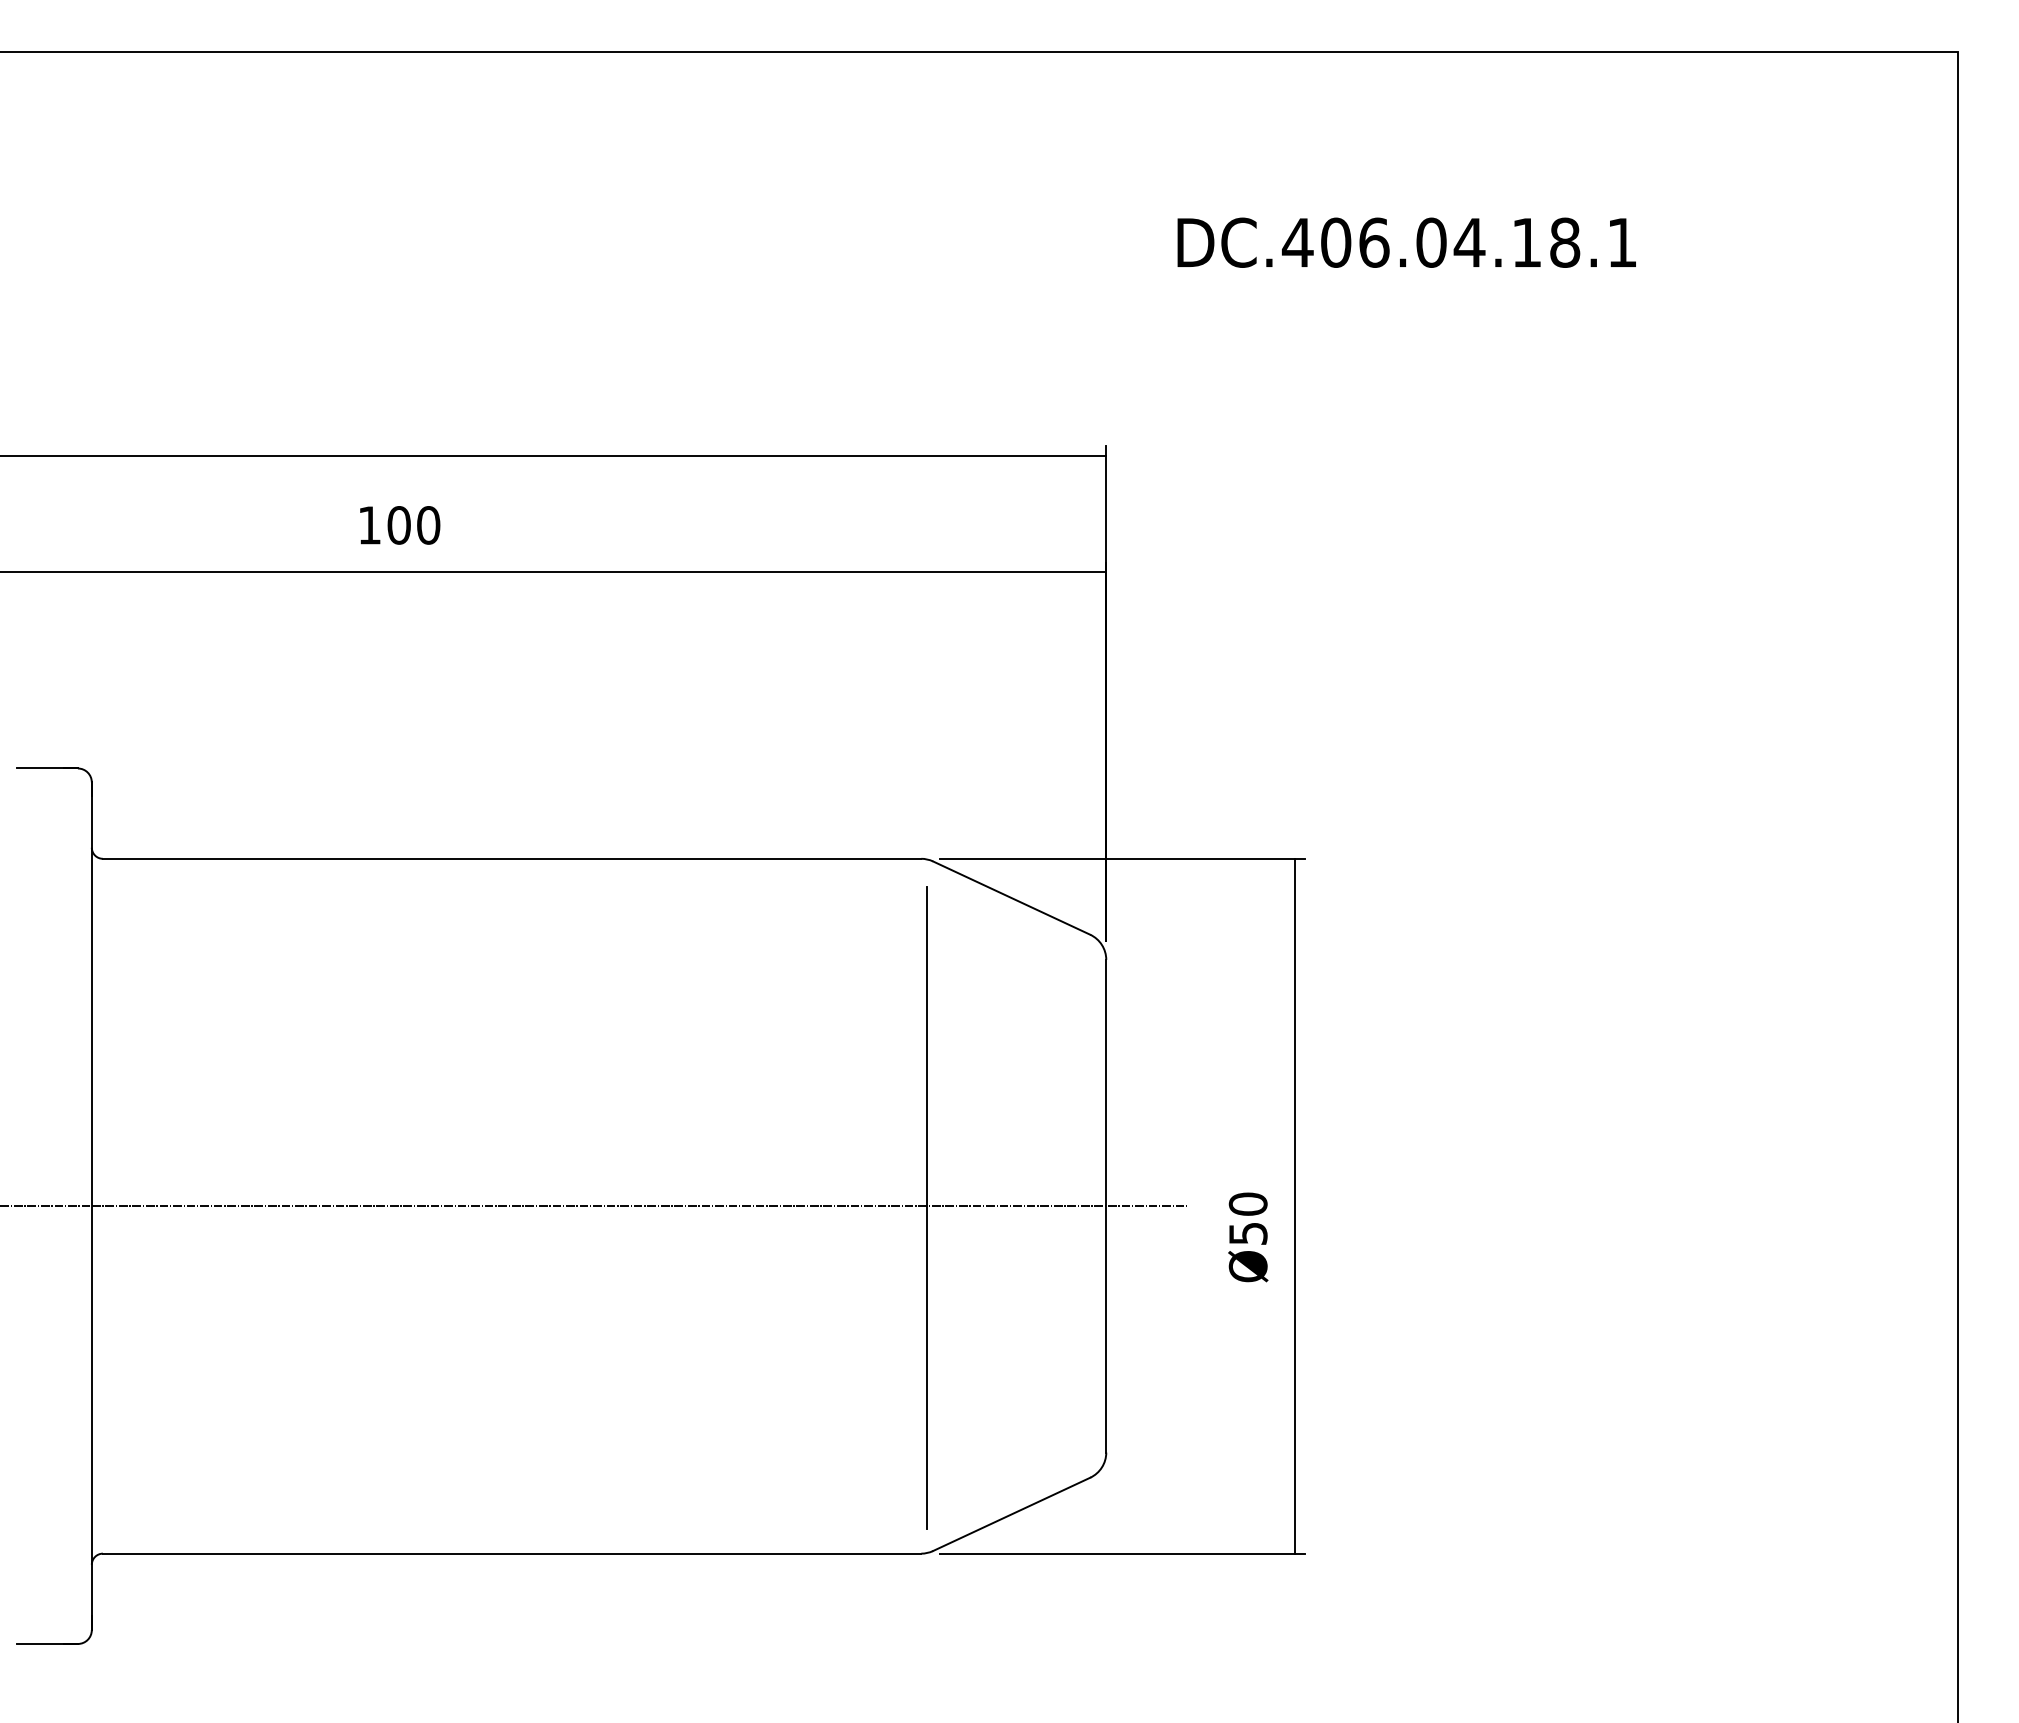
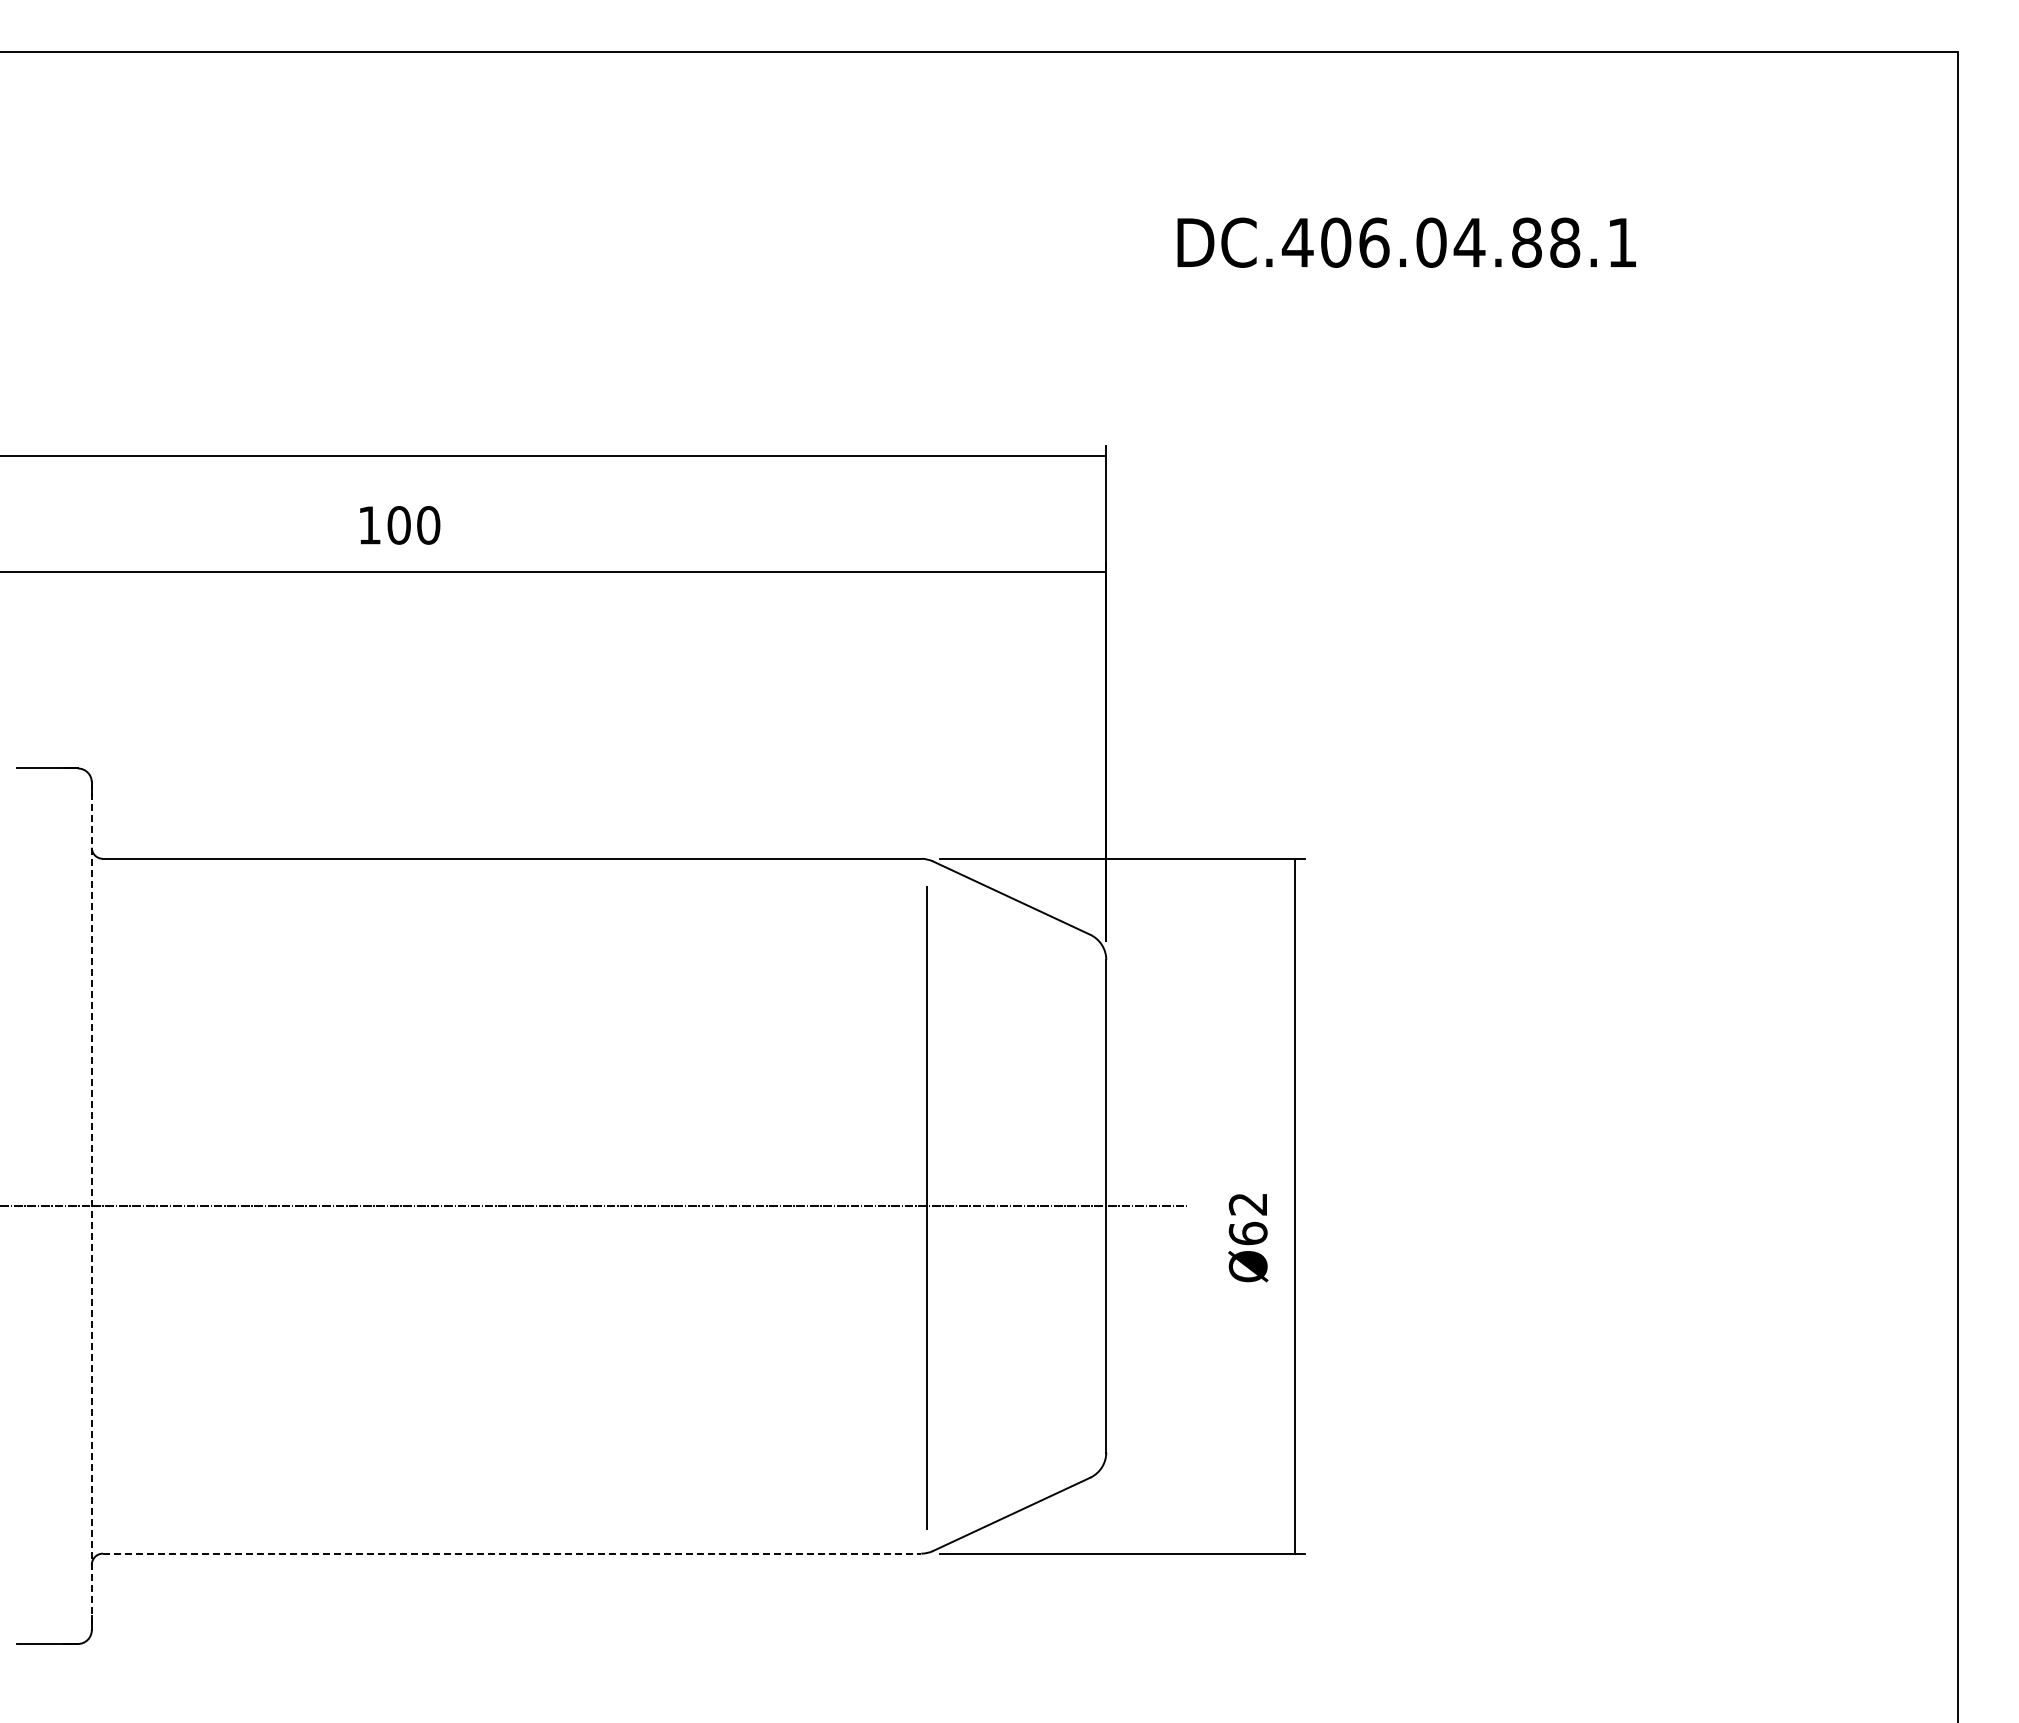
text: DC.406.04.18.1 -> DC.406.04.88.1 (1526, 242)
line: solid -> dashed (91, 1206)
text: Ø50 -> Ø62 (1247, 1218)
line: solid -> dashed (512, 1553)
